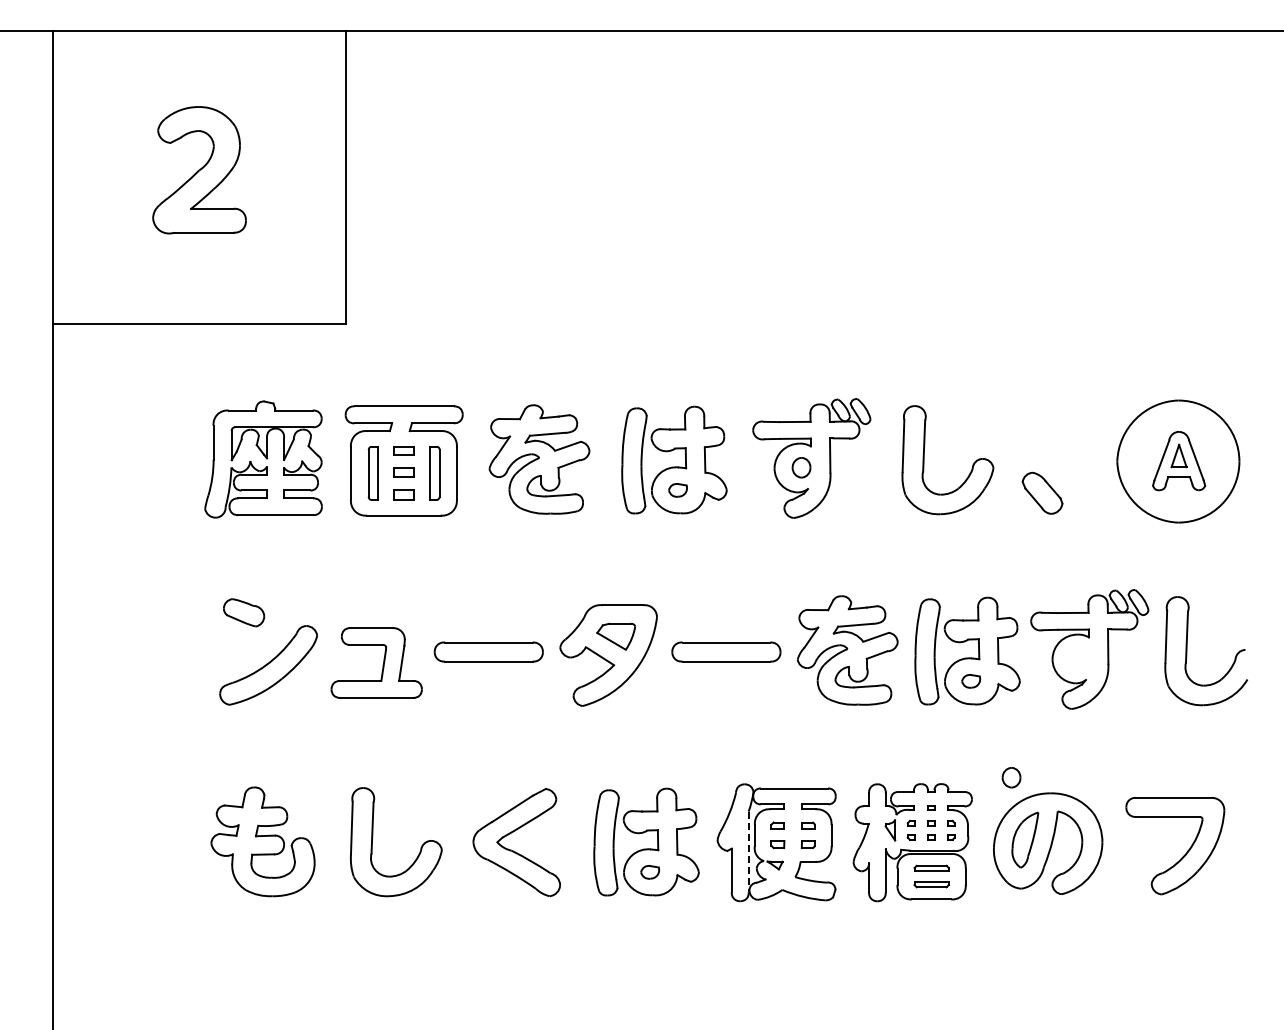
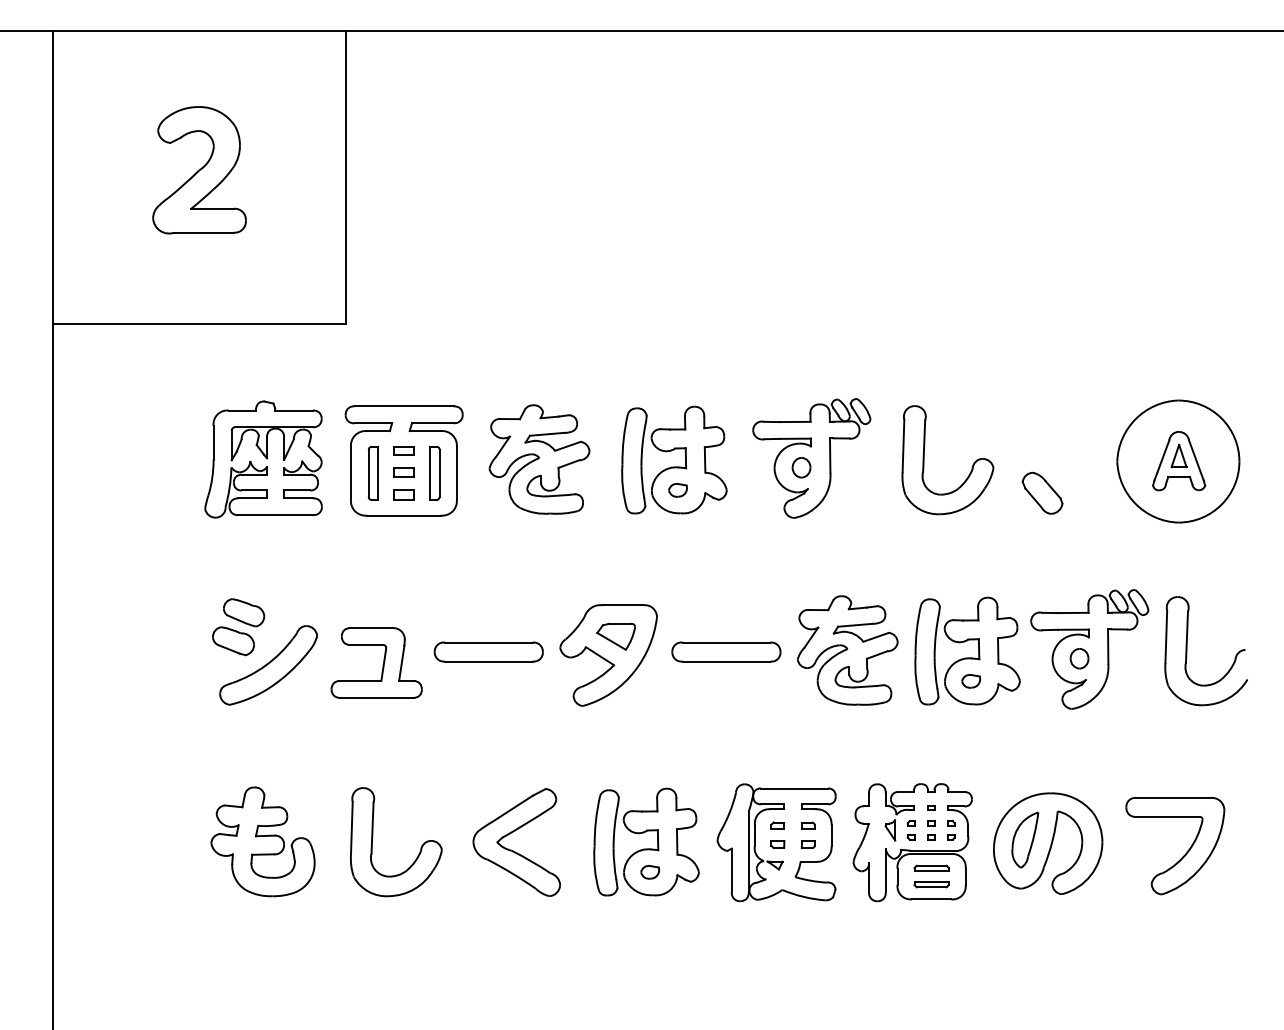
part: none -> present (233, 641)
part position: (1011, 777) -> (1079, 658) (1079, 658)
line: dashed -> solid (748, 852)
